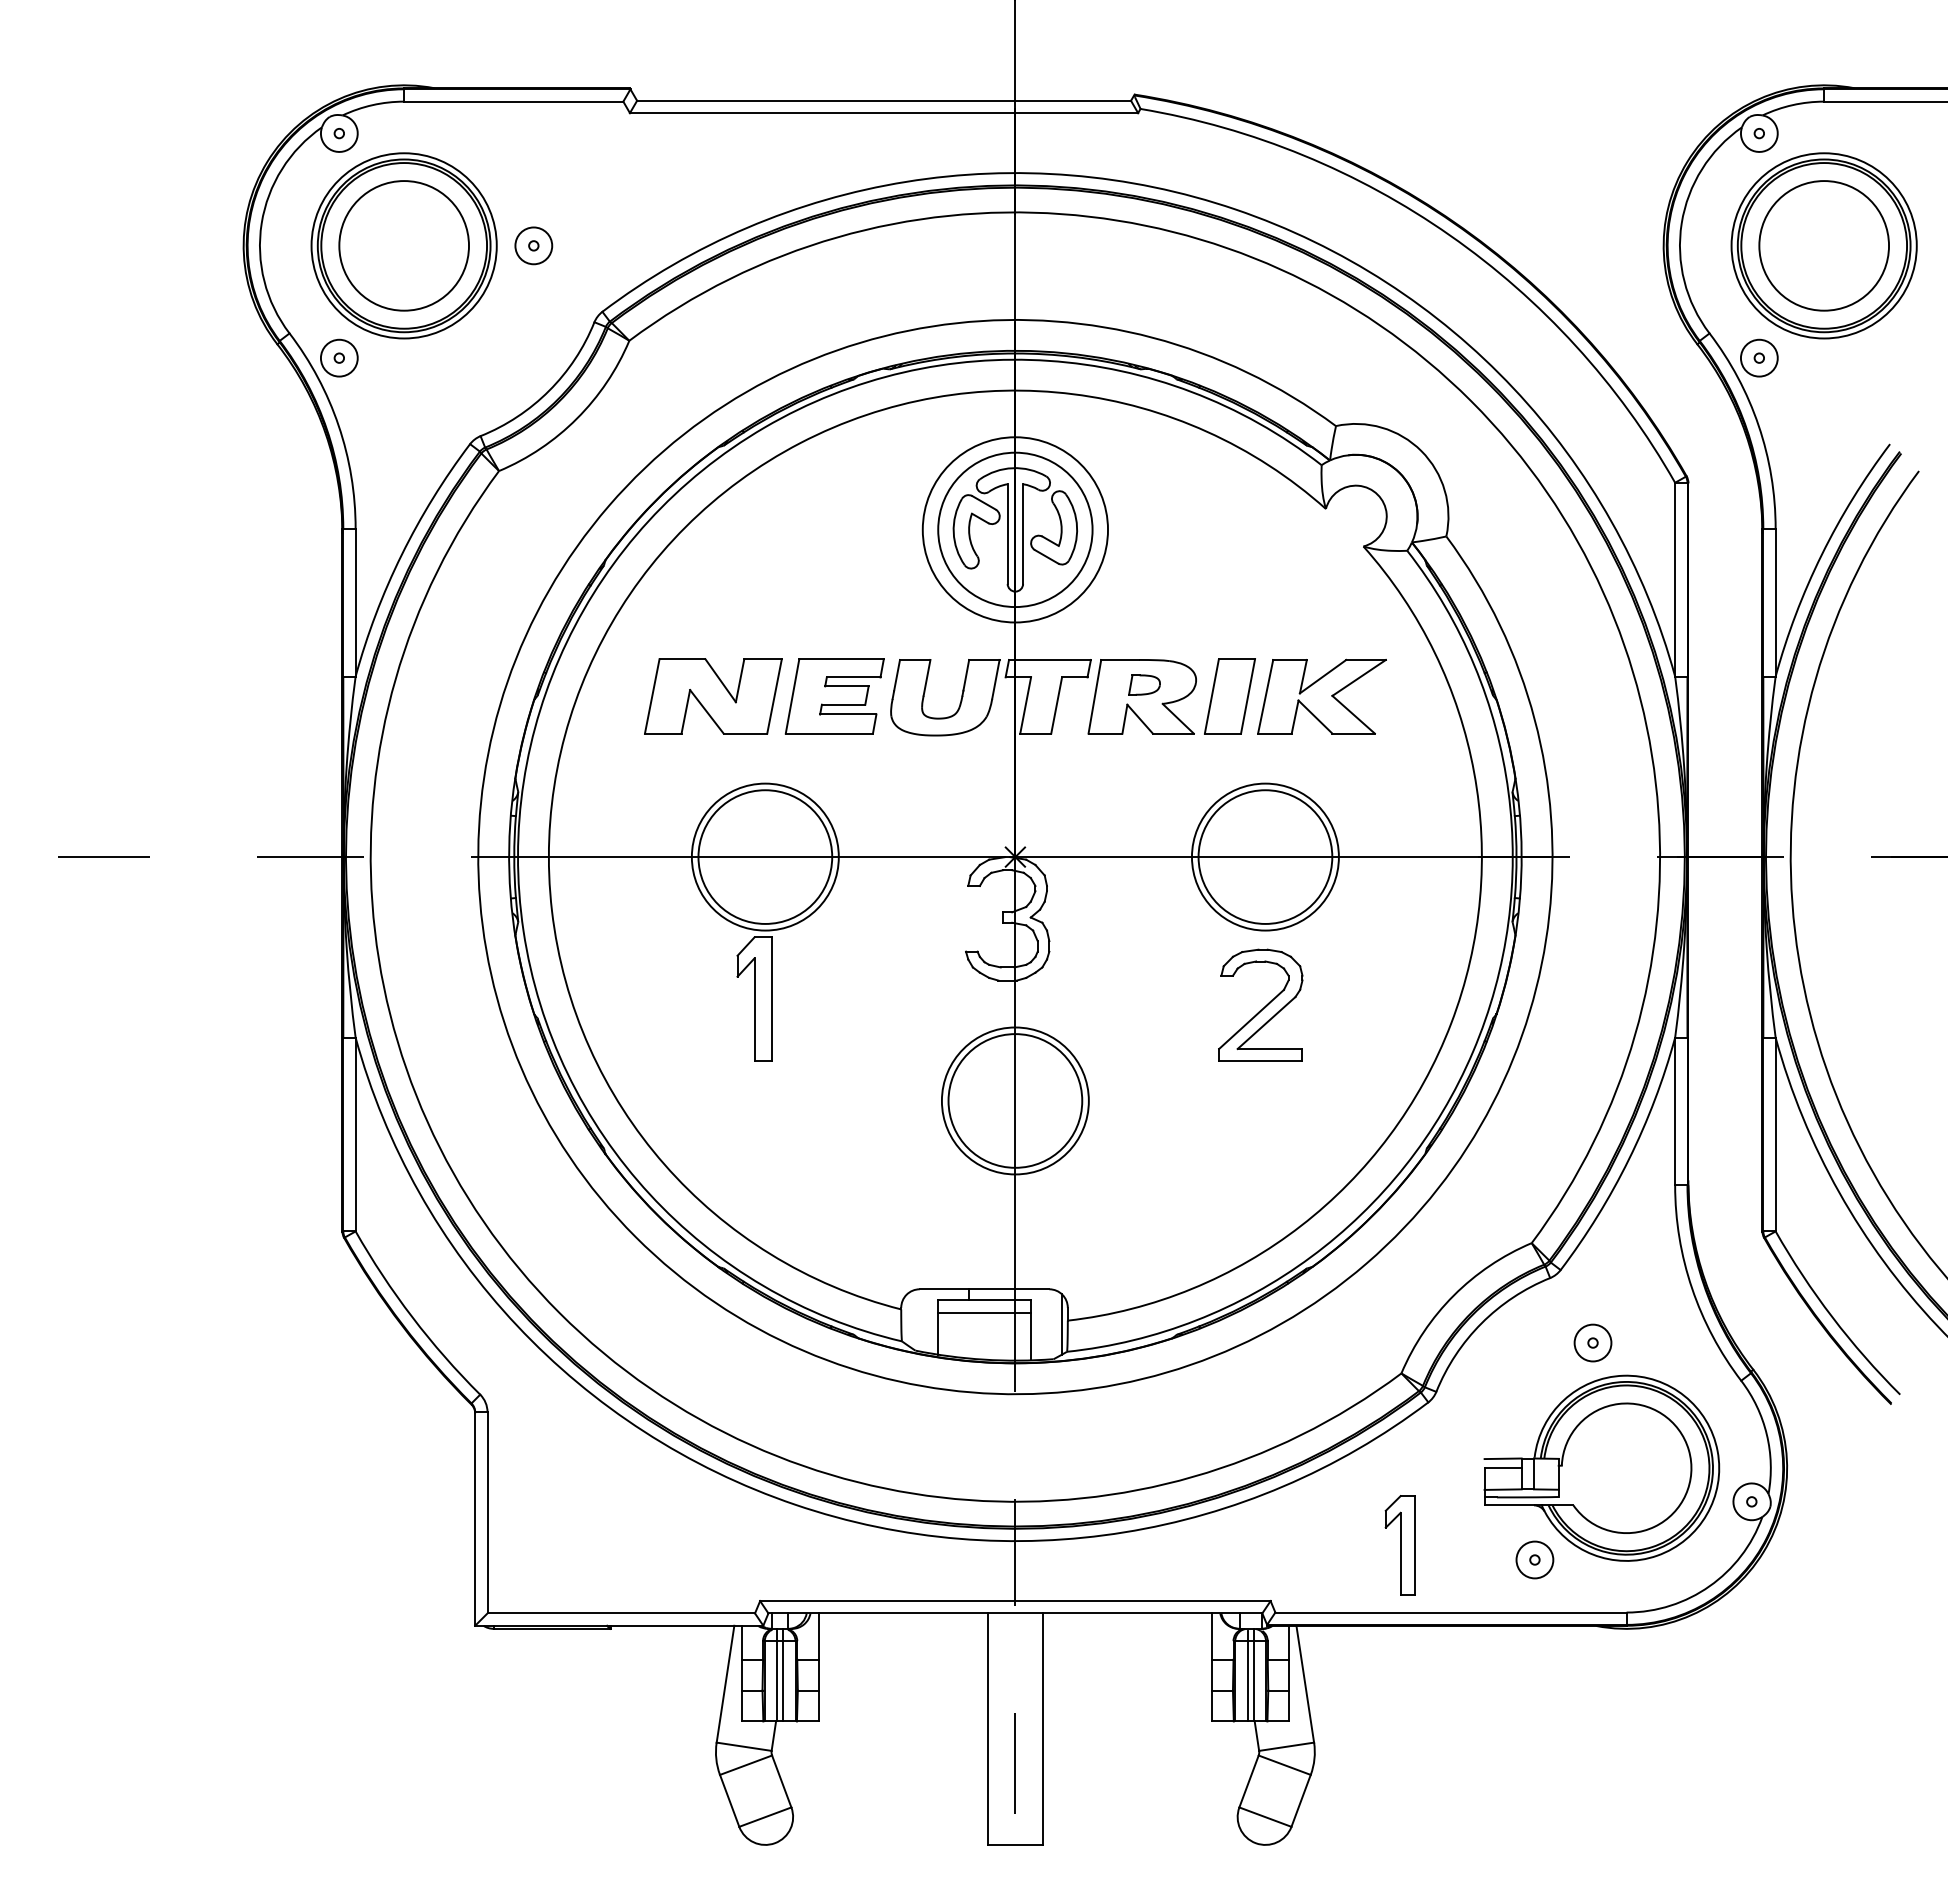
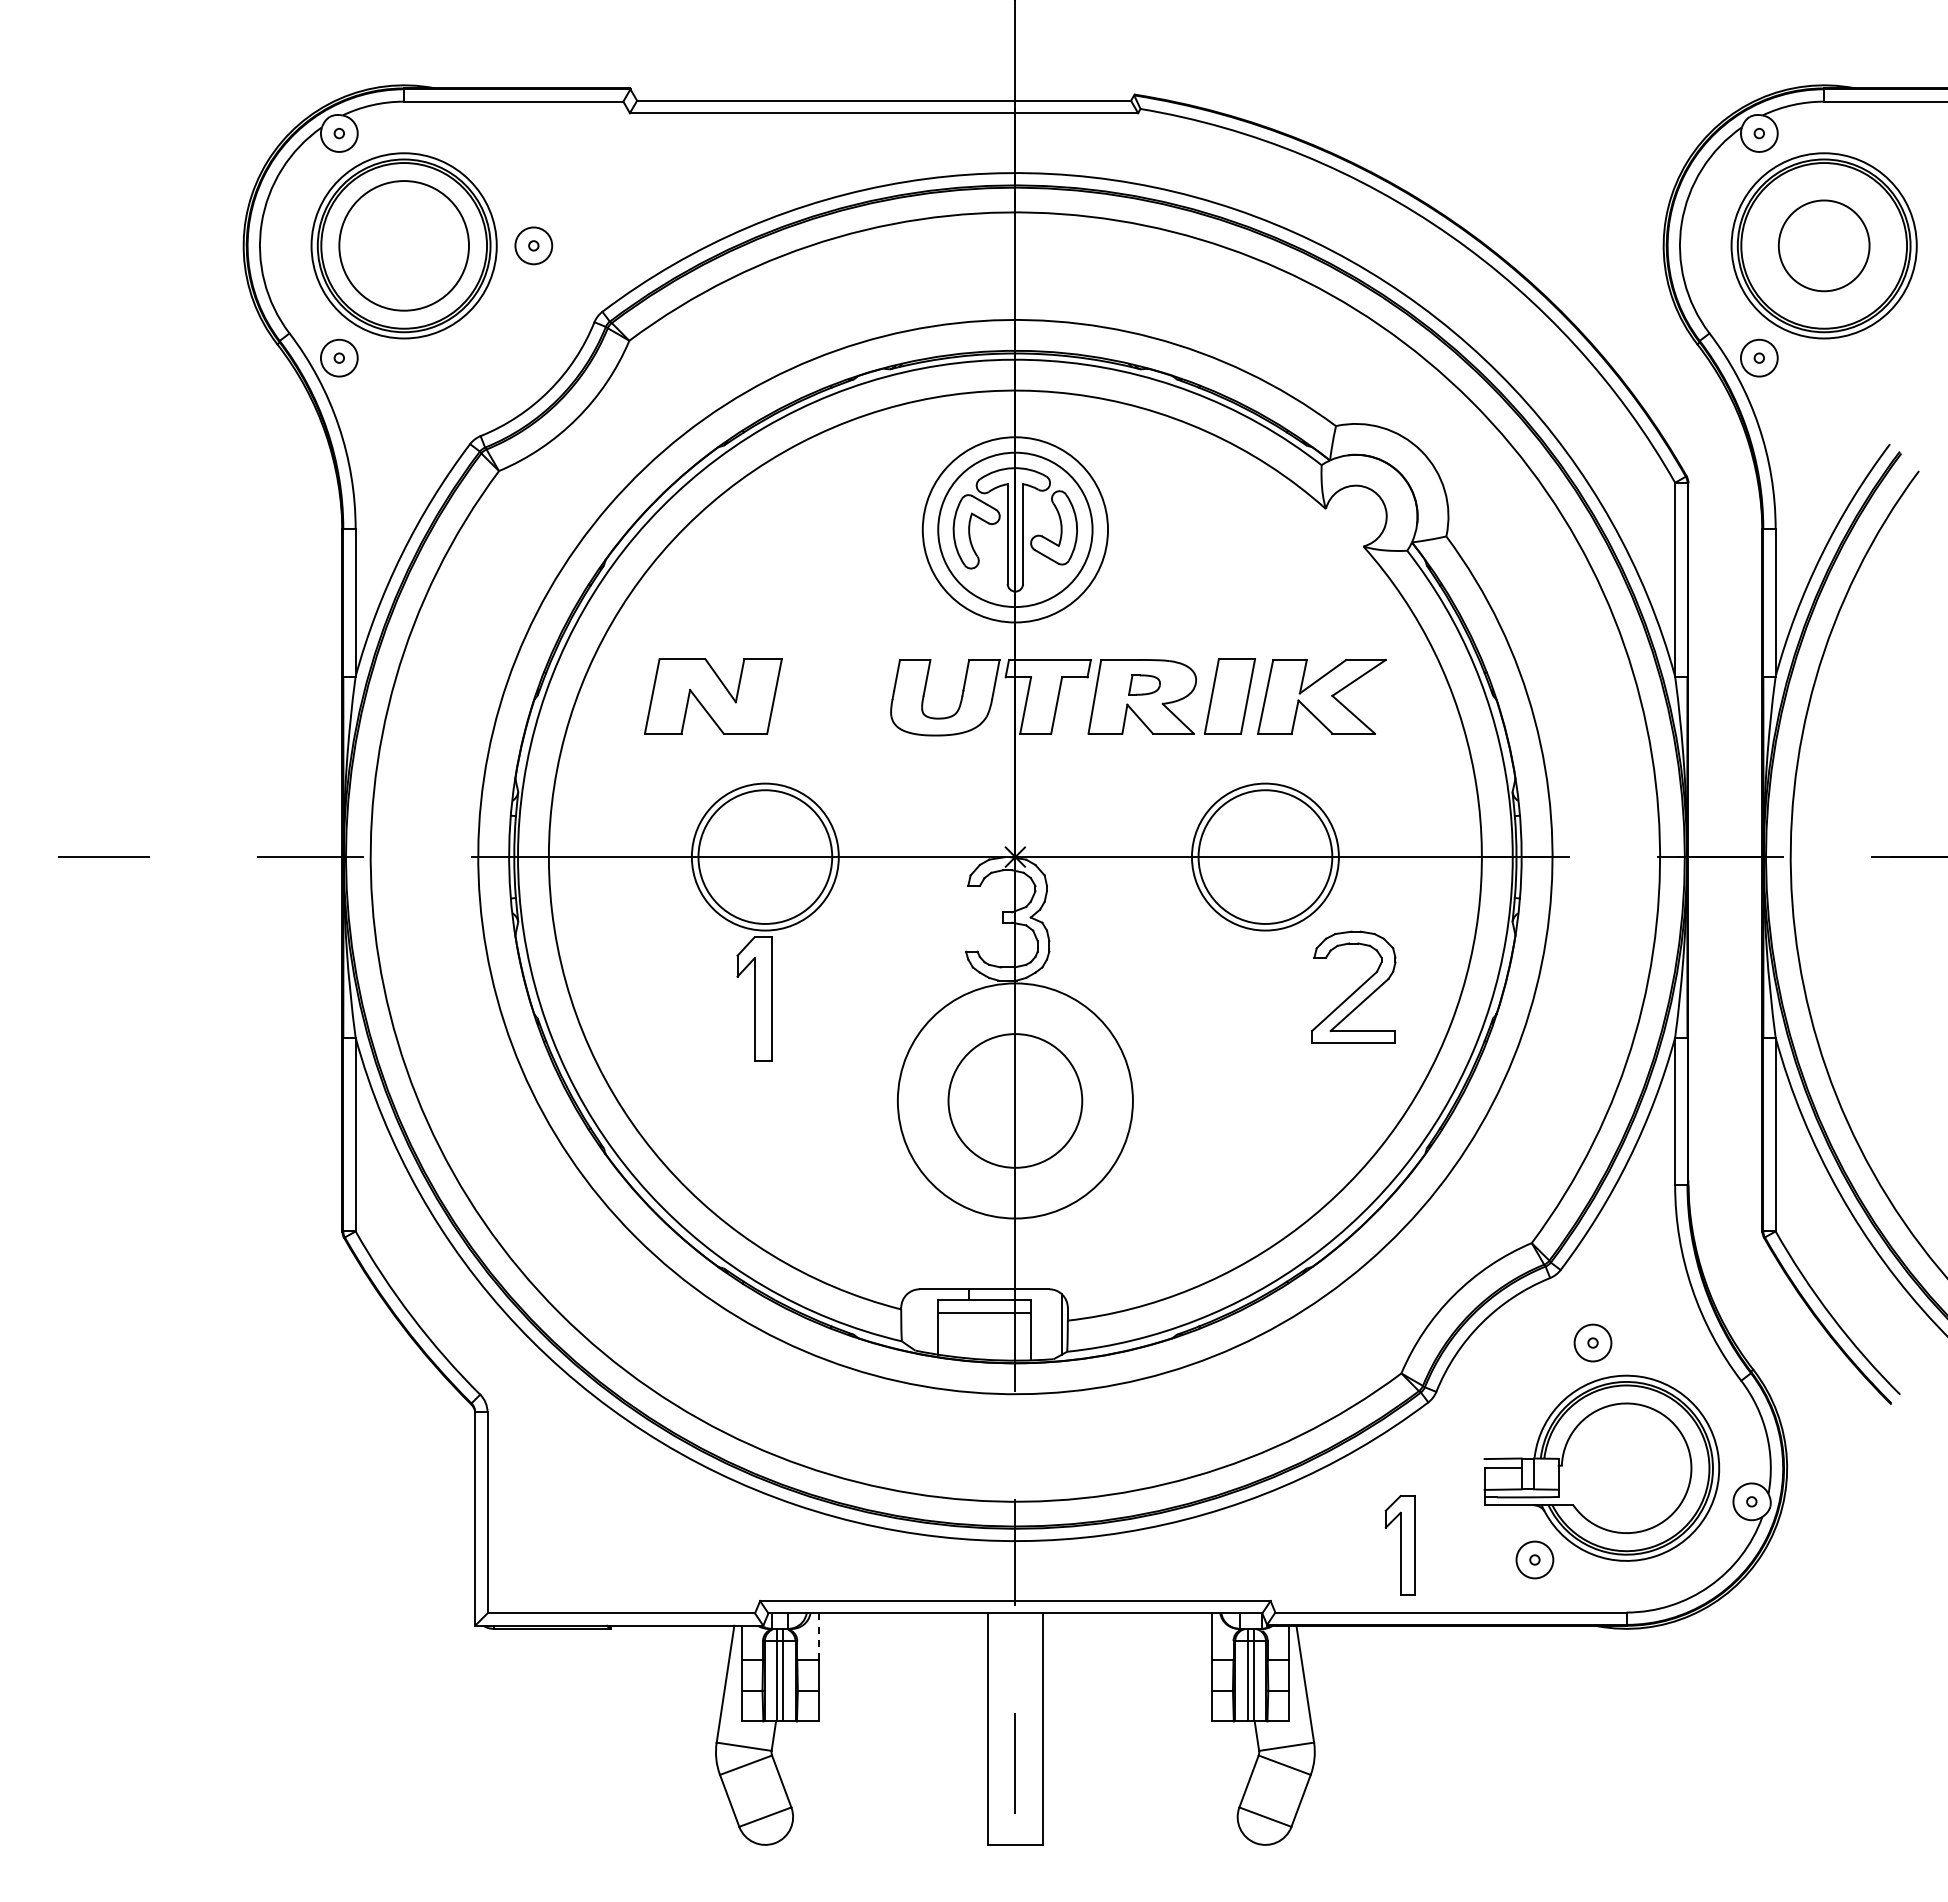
circle diameter: 130 px -> 91 px (1823, 245)
part: present -> none (834, 696)
part position: (1260, 1004) -> (1353, 986) (1353, 986)
circle diameter: 147 px -> 235 px (1014, 1100)
line: solid -> dashed (818, 1637)
